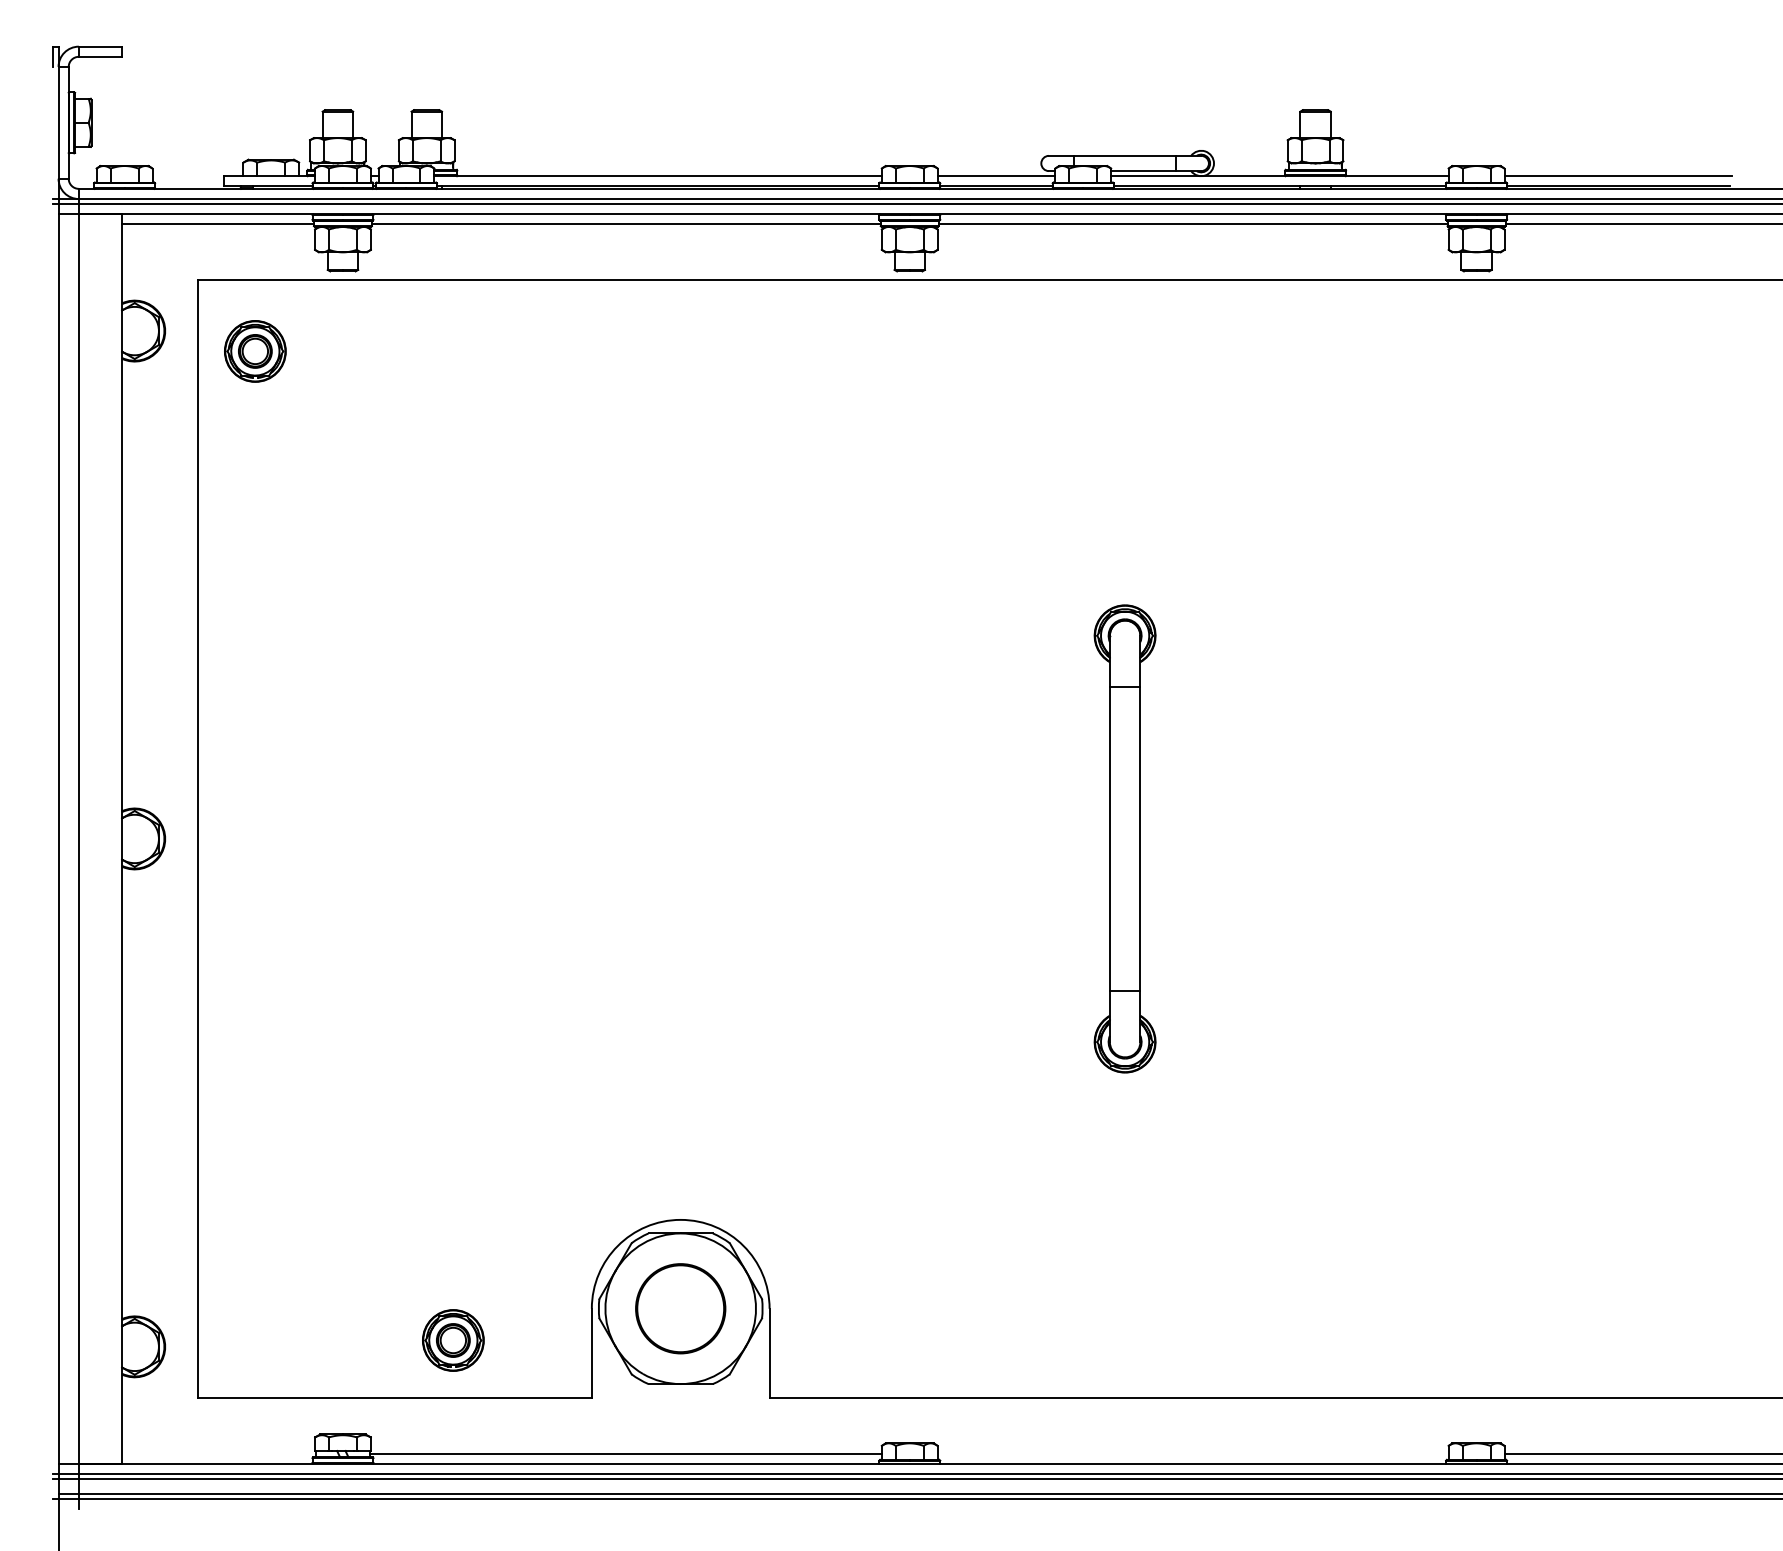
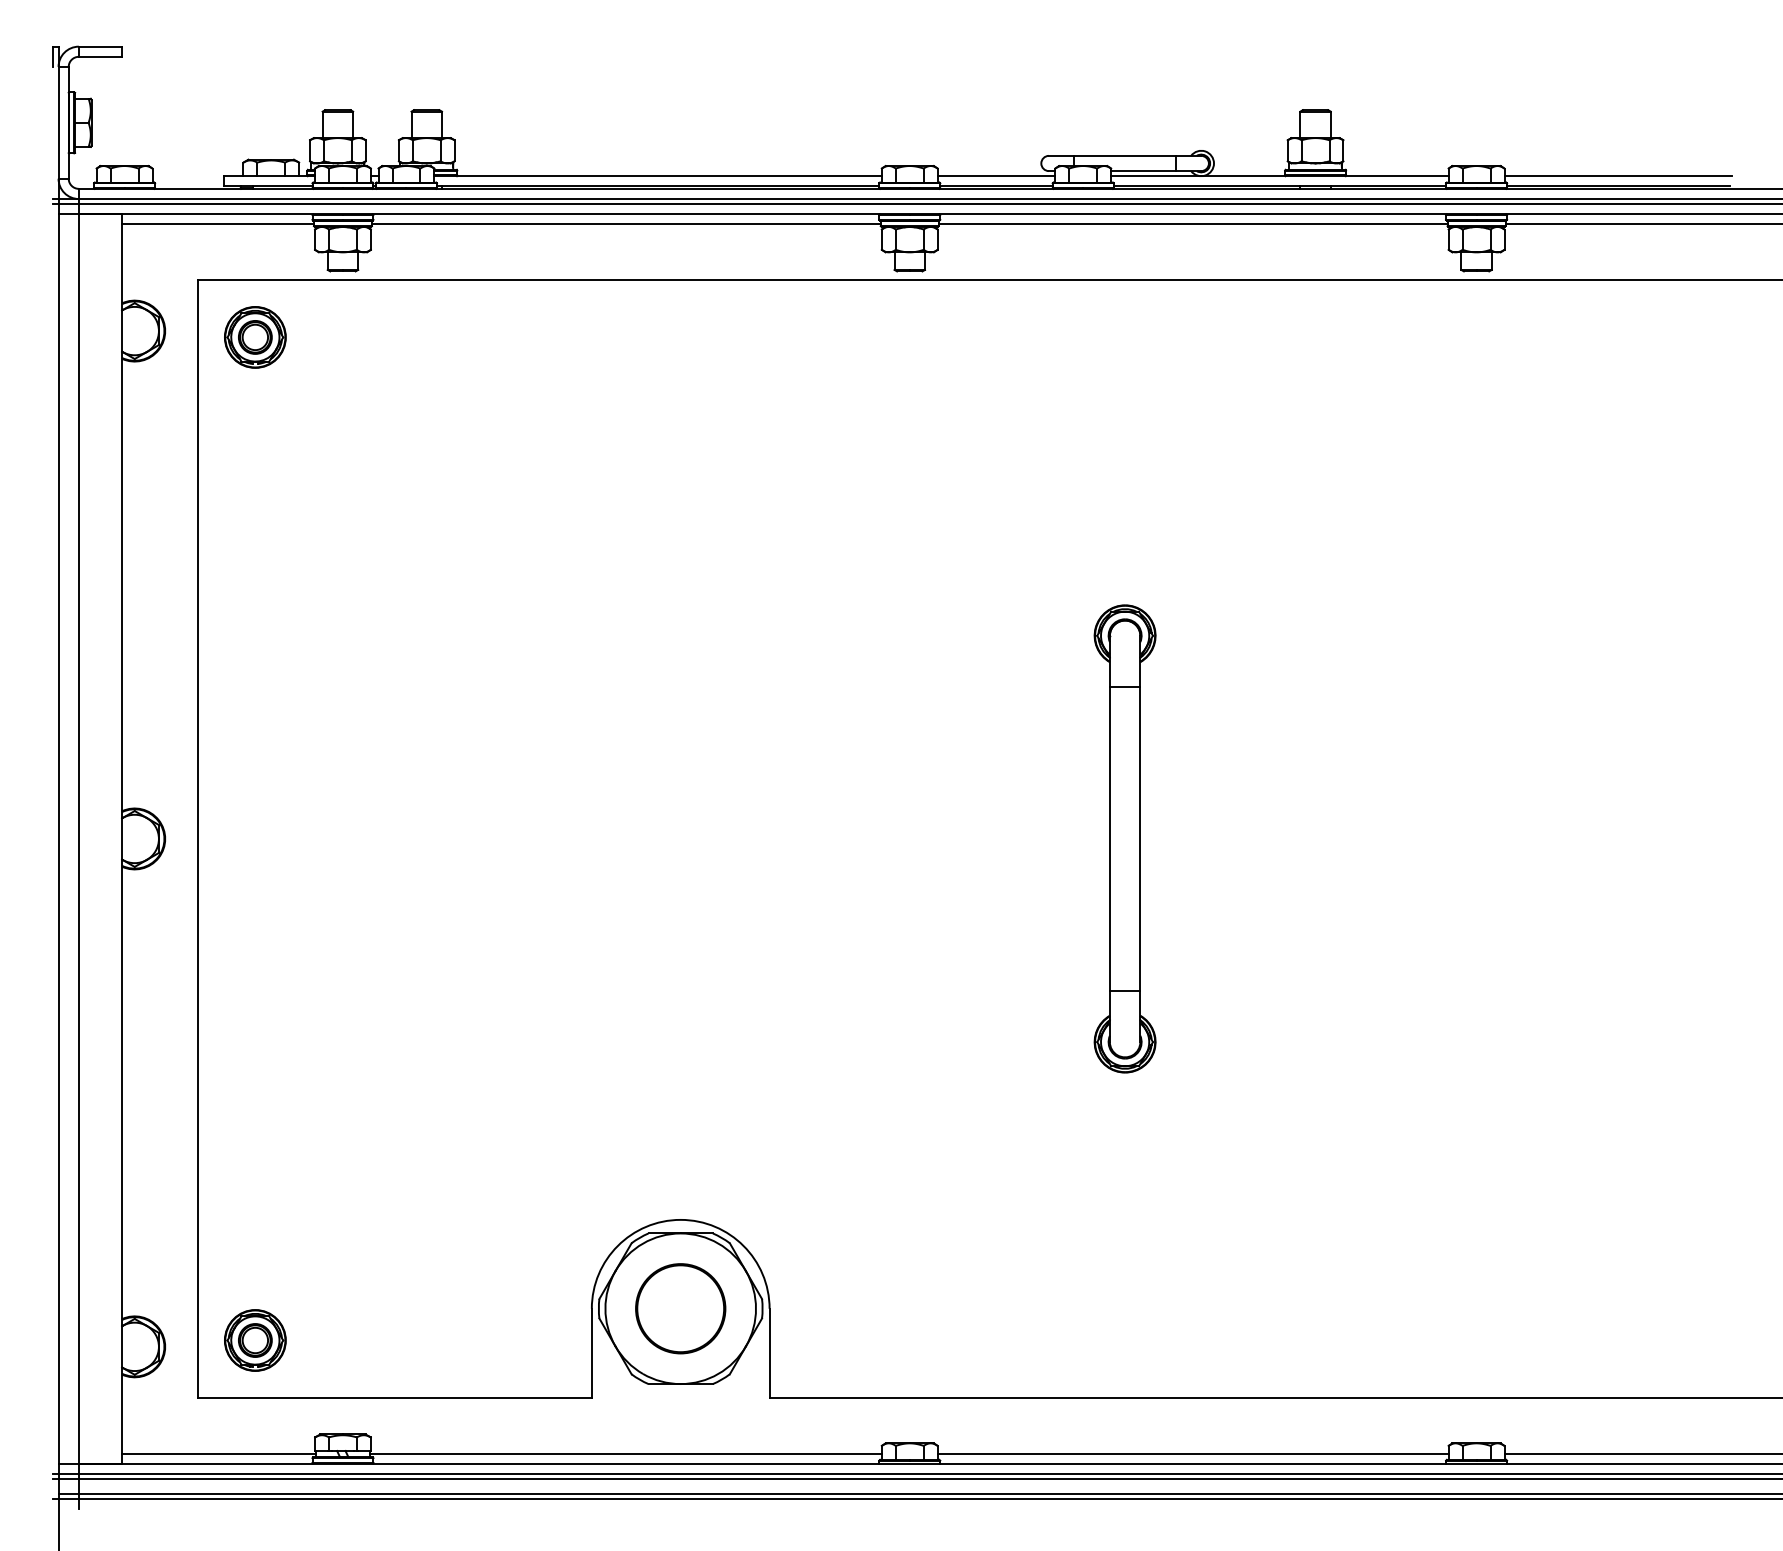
part position: (255, 351) -> (255, 337) (255, 337)
part position: (453, 1340) -> (255, 1340) (255, 1340)
line: none -> present (219, 1453)
line: none -> present (1192, 1453)
